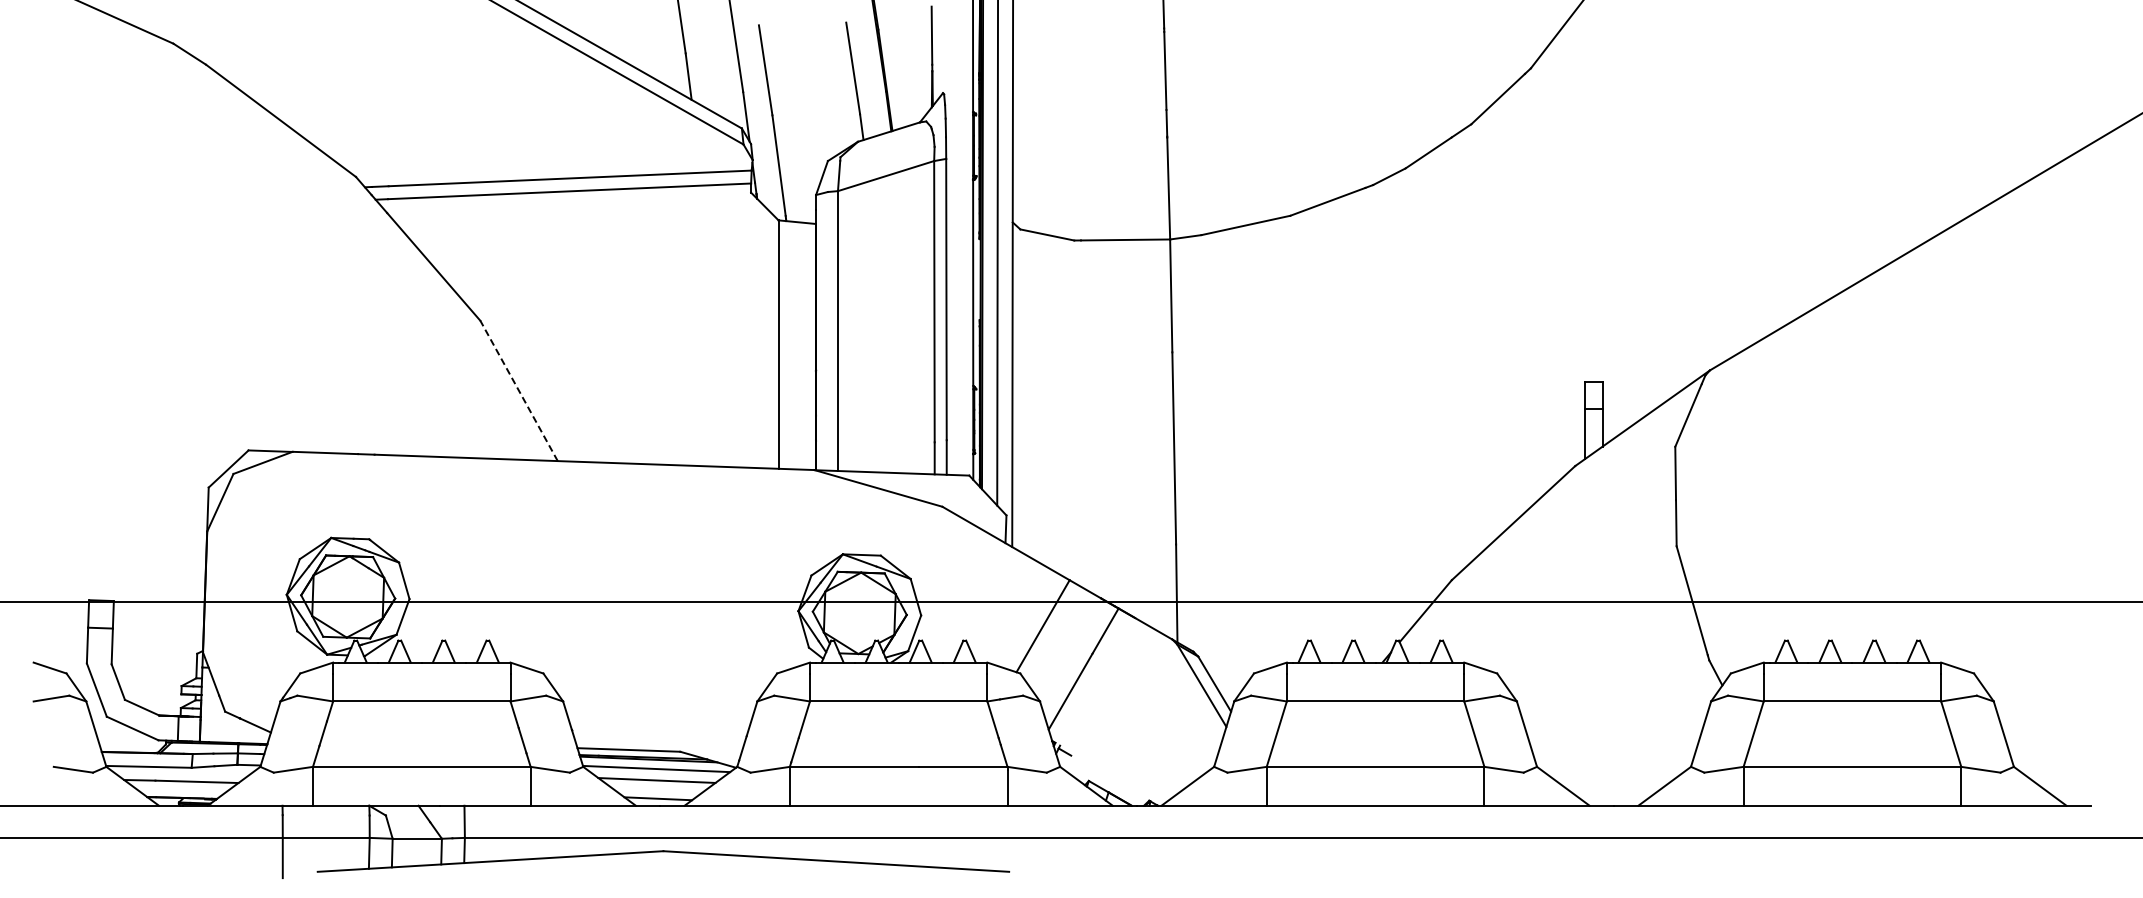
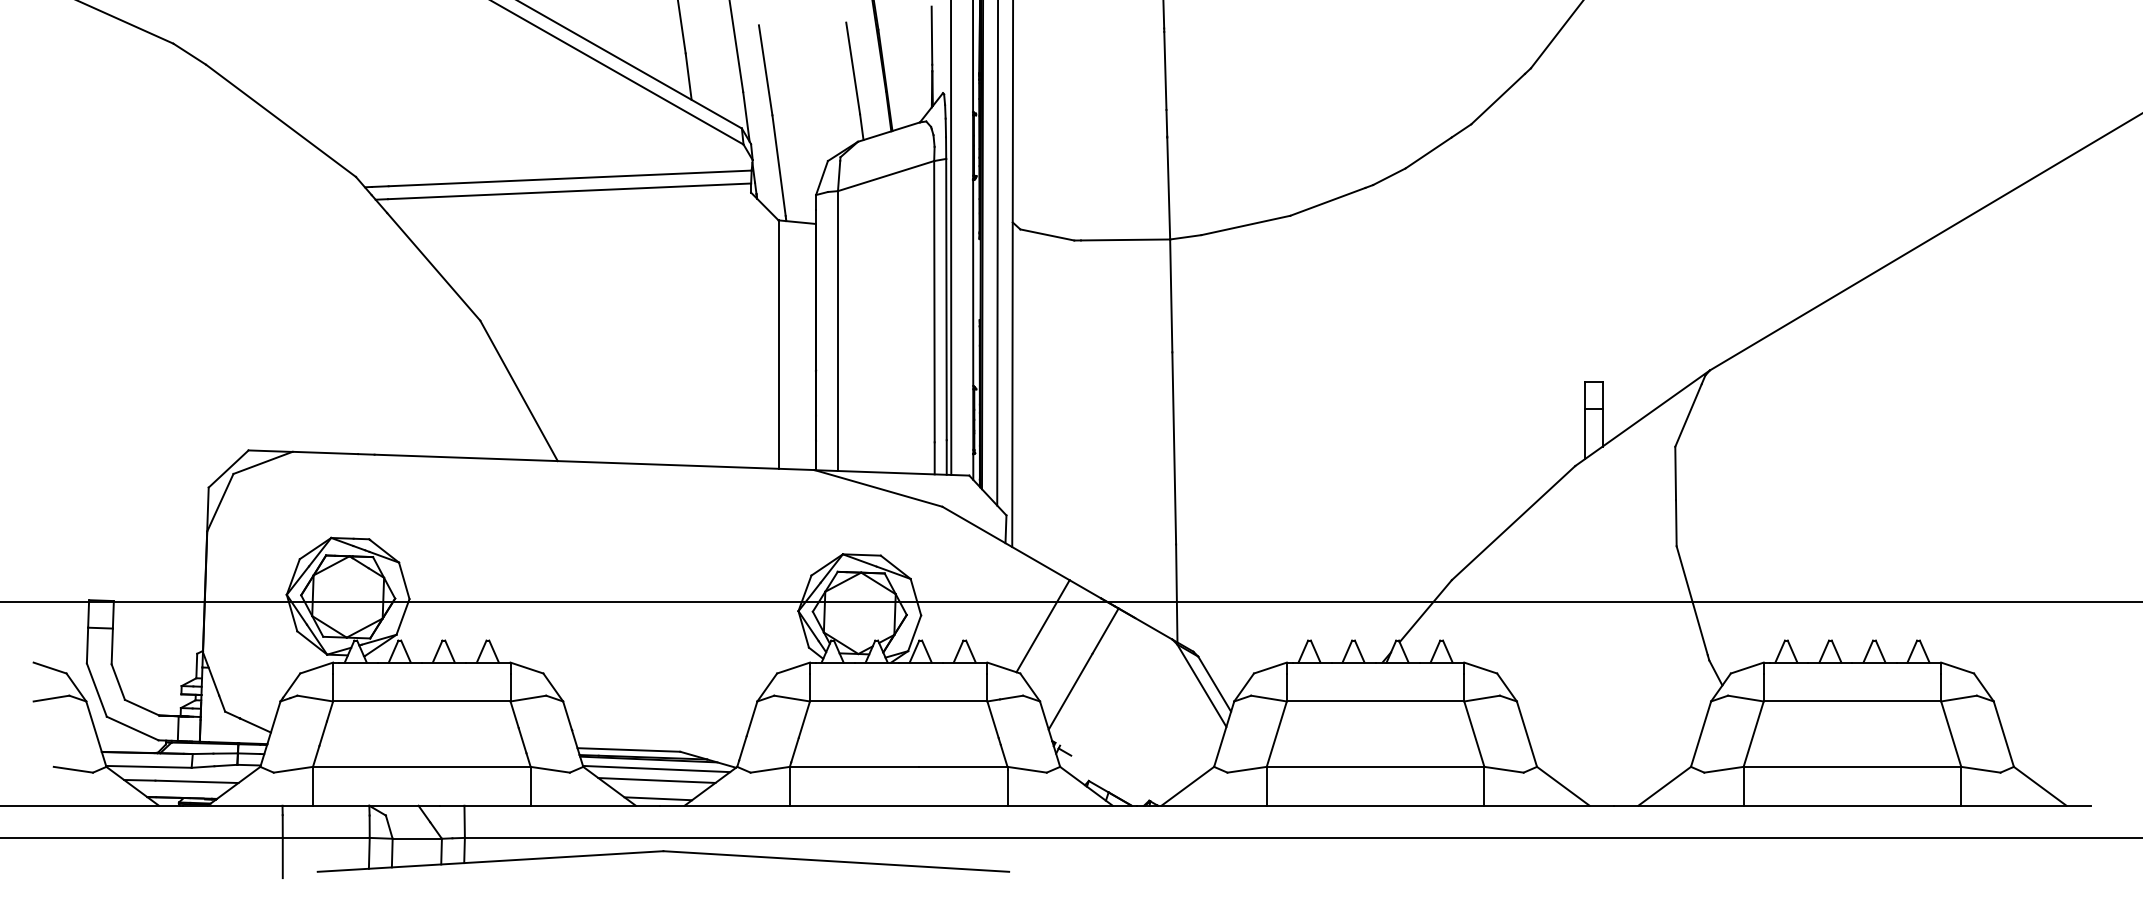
line: none -> present (951, 238)
line: dashed -> solid (518, 390)
